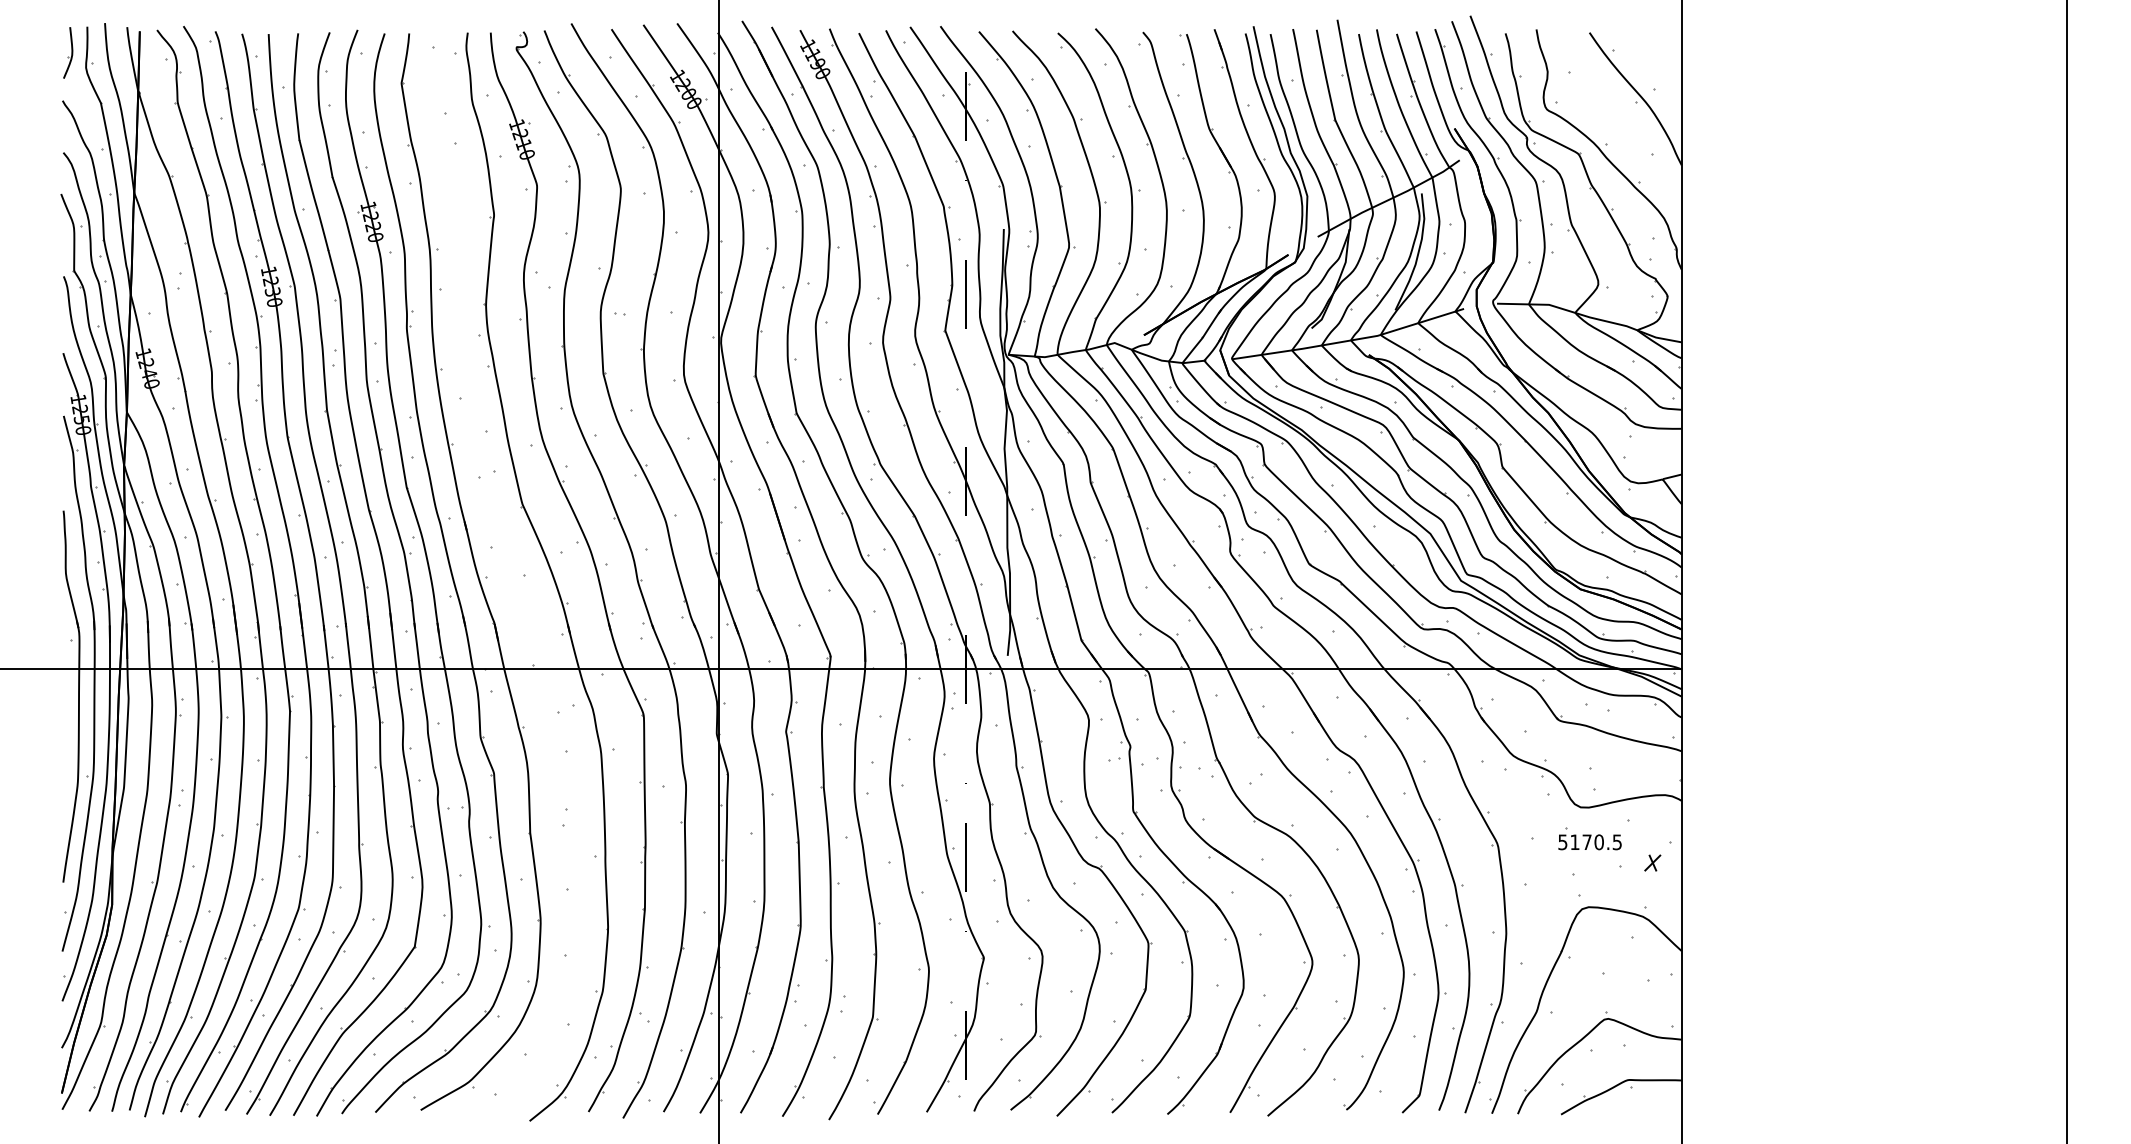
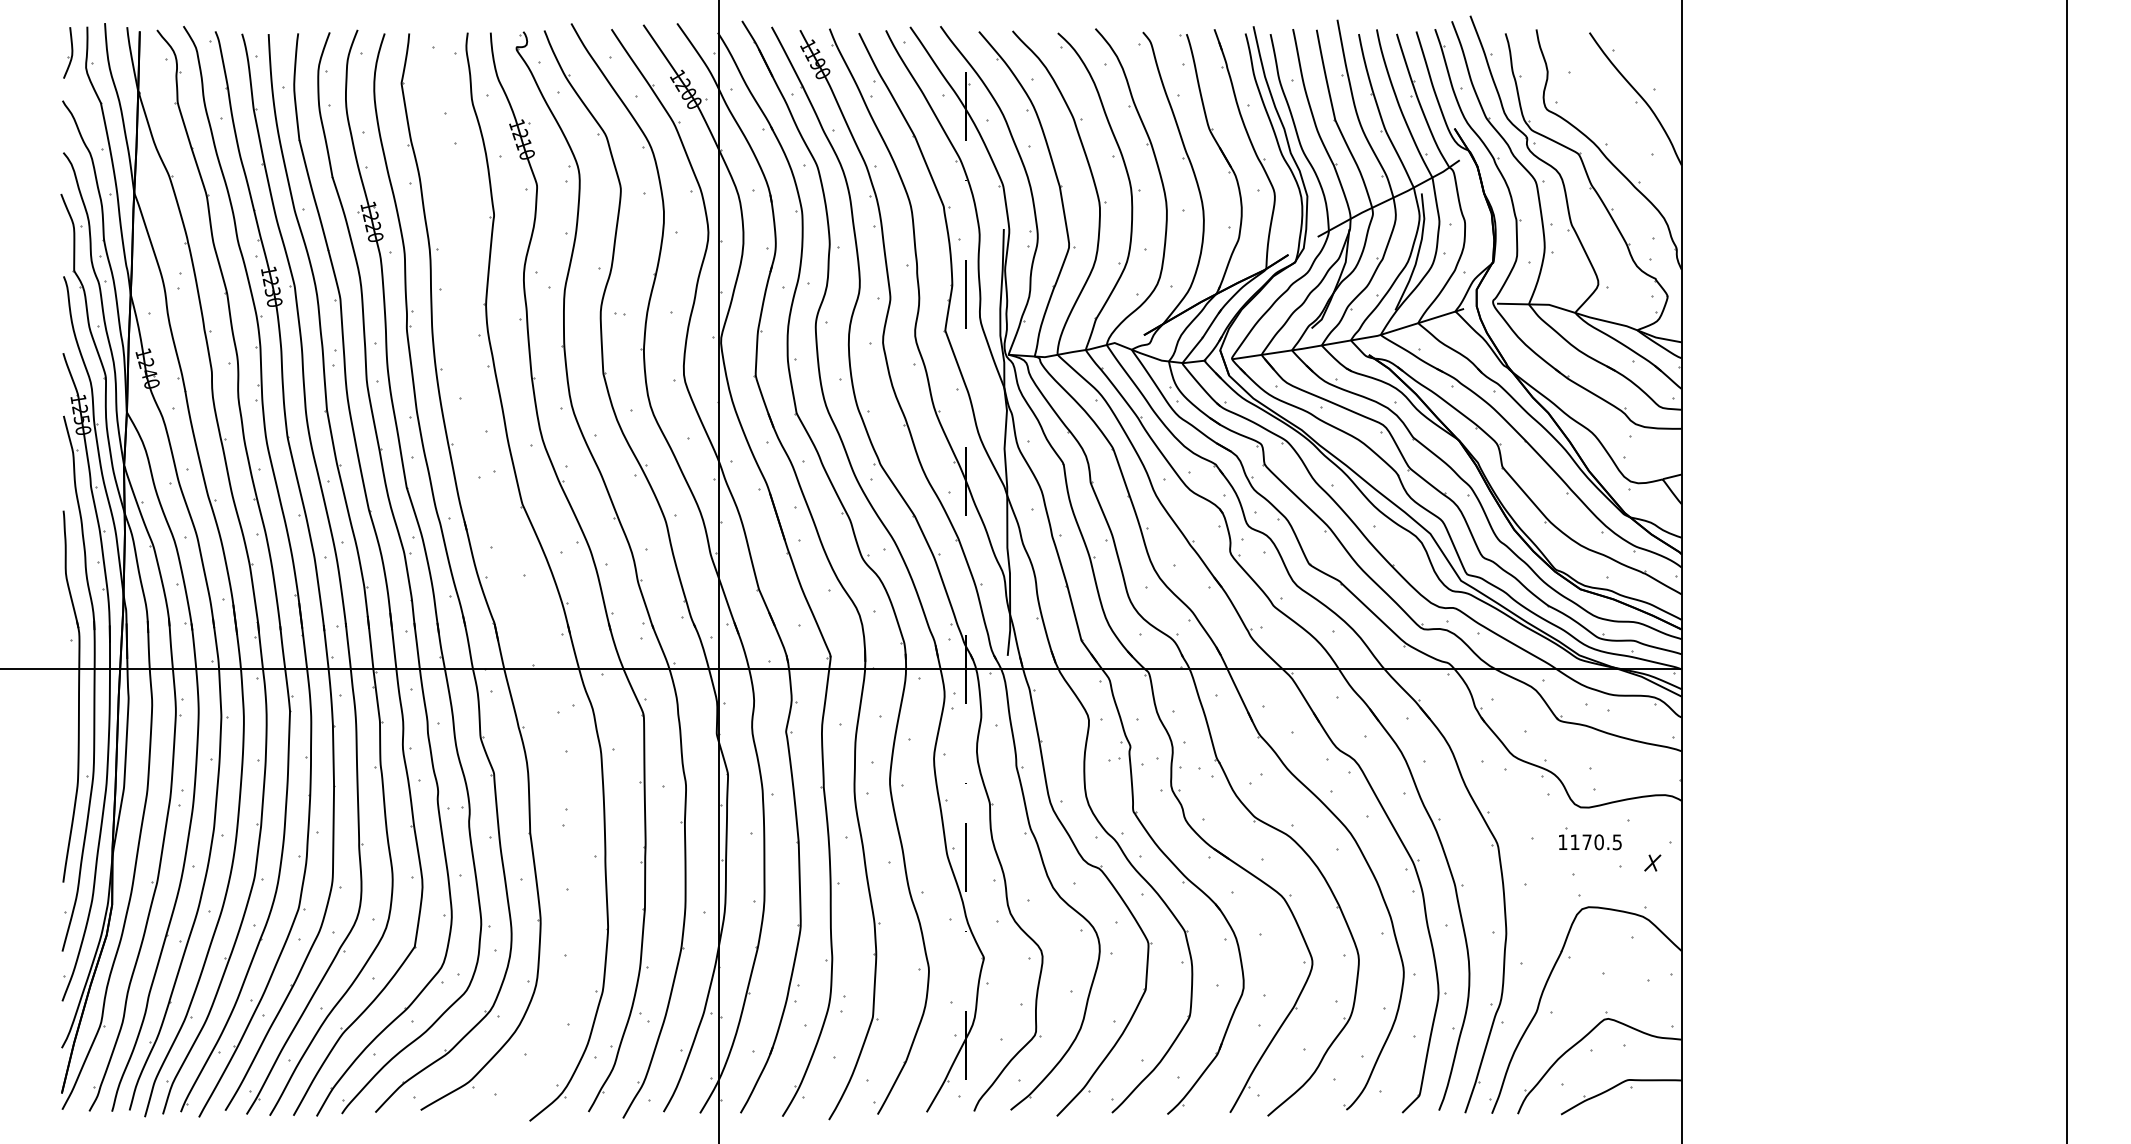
text: 5170.5 -> 1170.5 (1562, 842)
